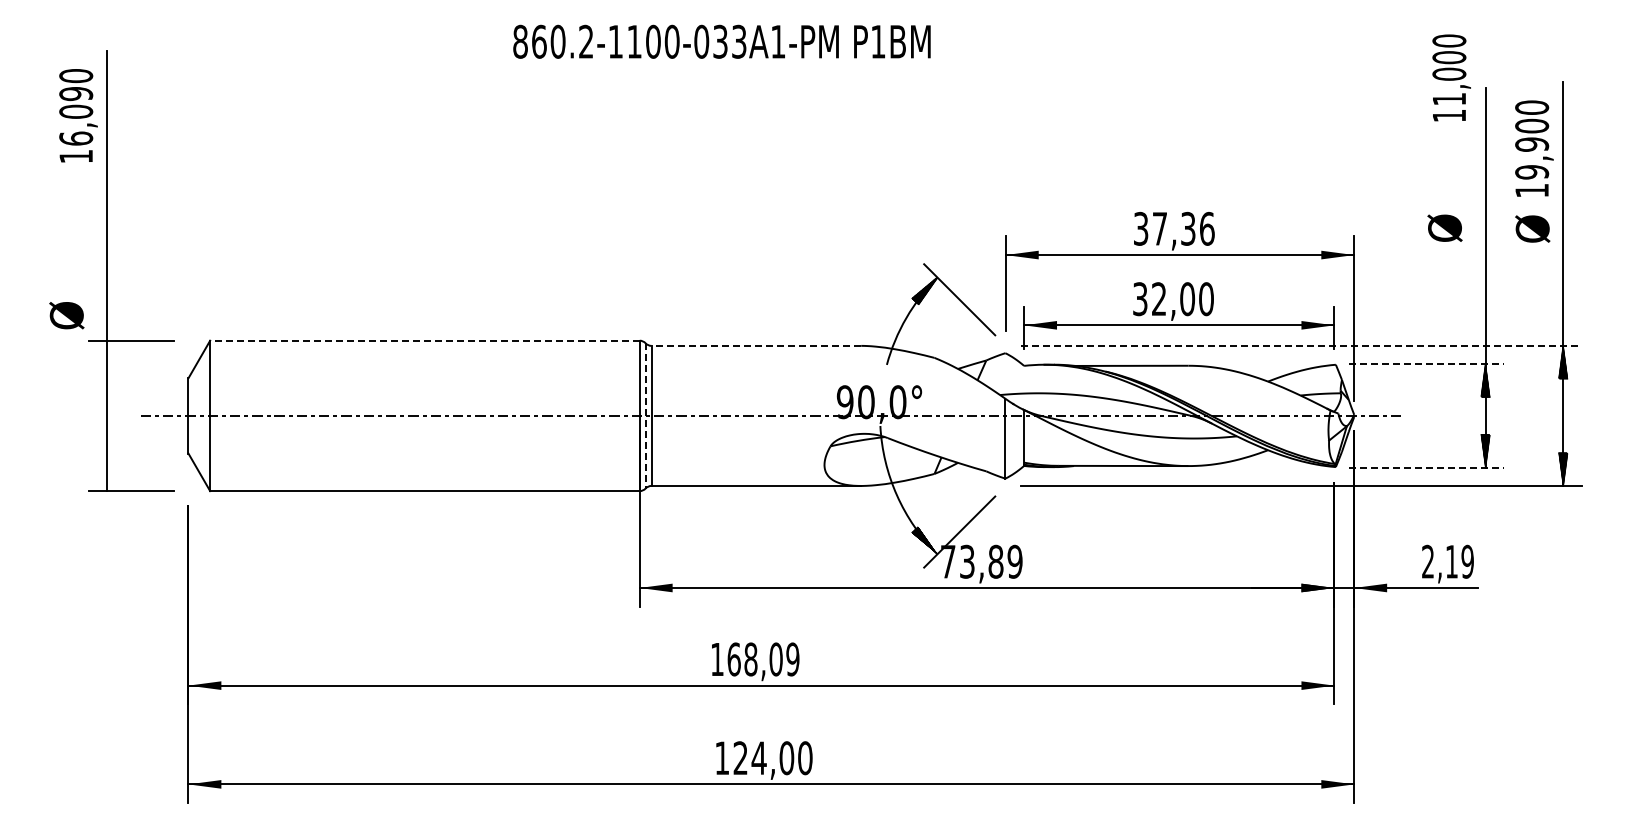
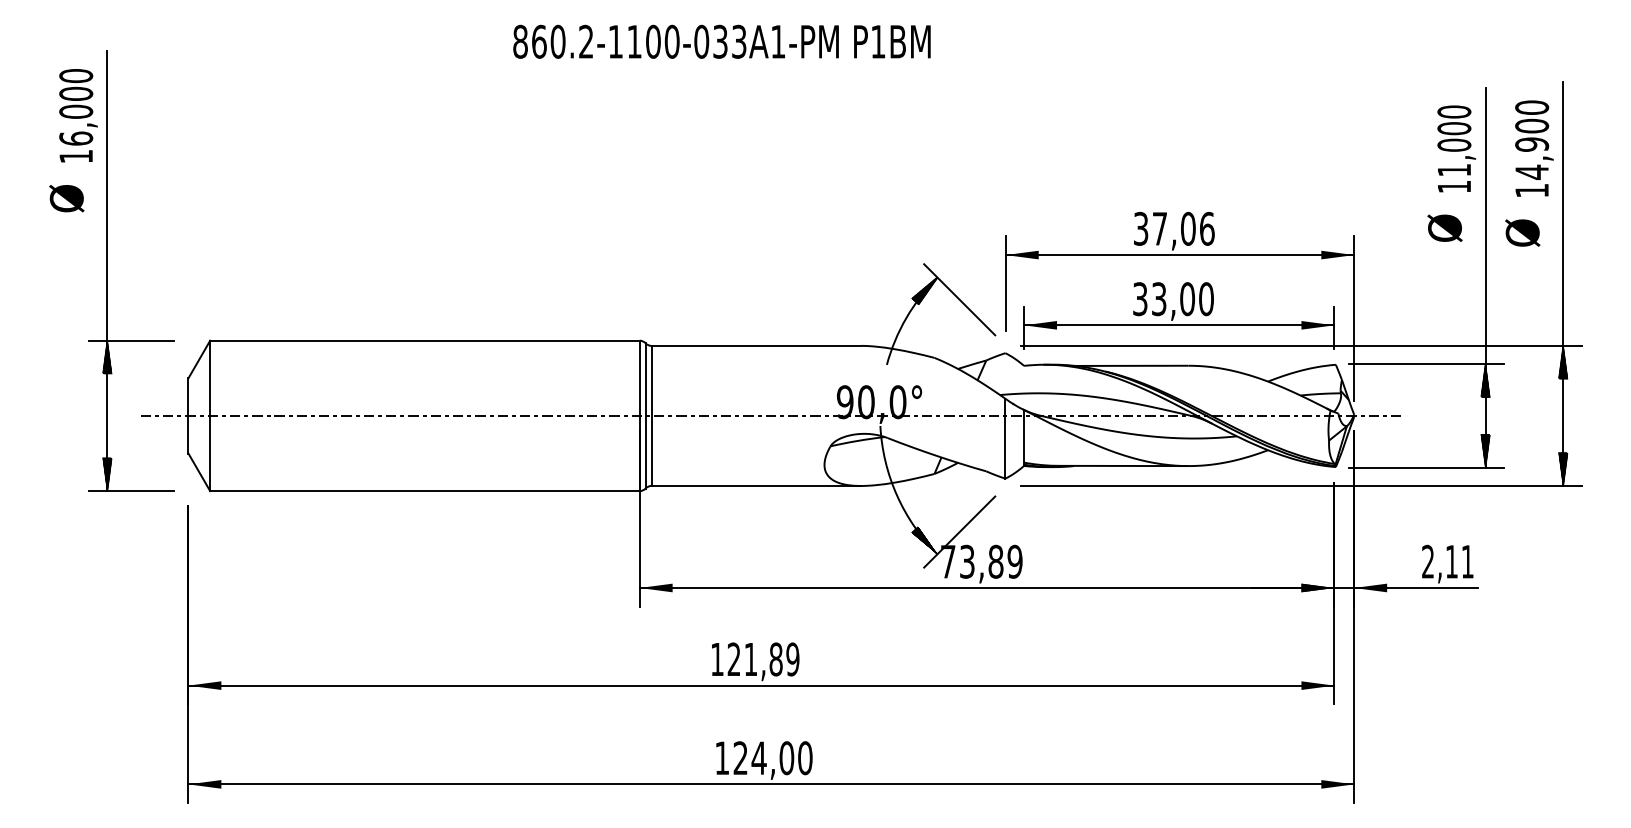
text position: (1451, 77) -> (1456, 148) (1456, 148)
text: 16,090 -> 16,000 (76, 93)
text: 19,900 -> 14,900 (1532, 172)
text: 37,36 -> 37,06 (1188, 228)
text position: (1532, 228) -> (1522, 232) (1522, 232)
text: 32,00 -> 33,00 (1159, 299)
text position: (66, 315) -> (66, 198) (66, 198)
line: dashed -> solid (424, 340)
line: dashed -> solid (756, 345)
line: dashed -> solid (1301, 345)
hatch: none -> present (107, 356)
line: dashed -> solid (1426, 364)
line: dashed -> solid (645, 415)
line: dashed -> solid (1426, 467)
hatch: none -> present (107, 474)
text: 2,19 -> 2,11 (1467, 561)
text: 168,09 -> 121,89 (754, 659)
